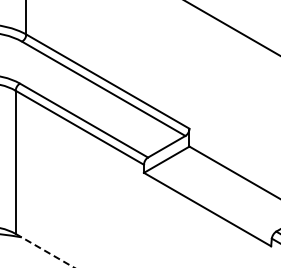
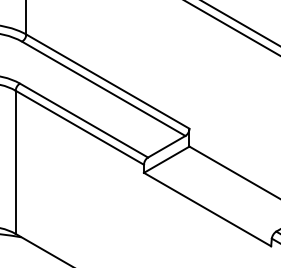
line: none -> present (240, 23)
line: dashed -> solid (45, 250)
